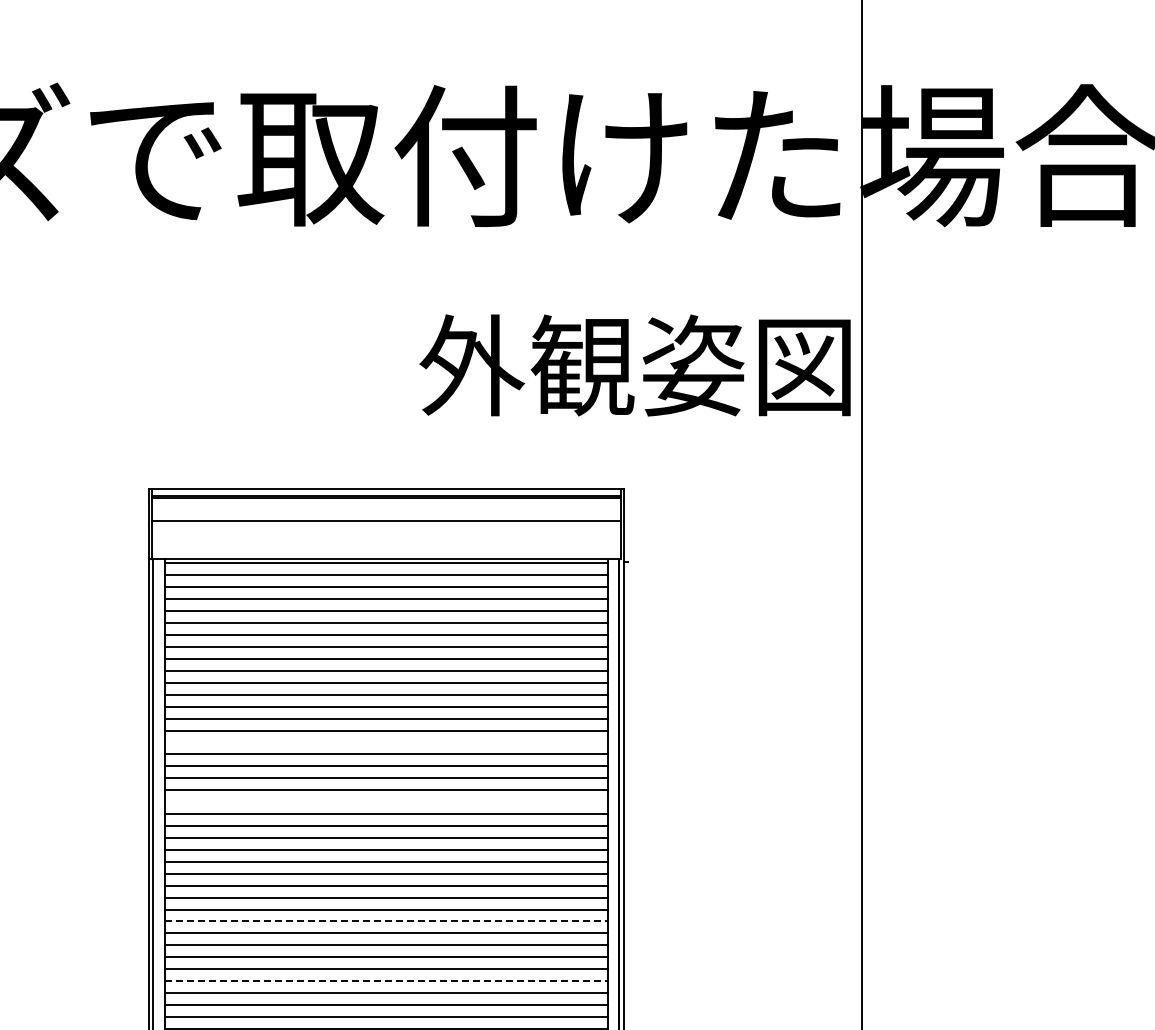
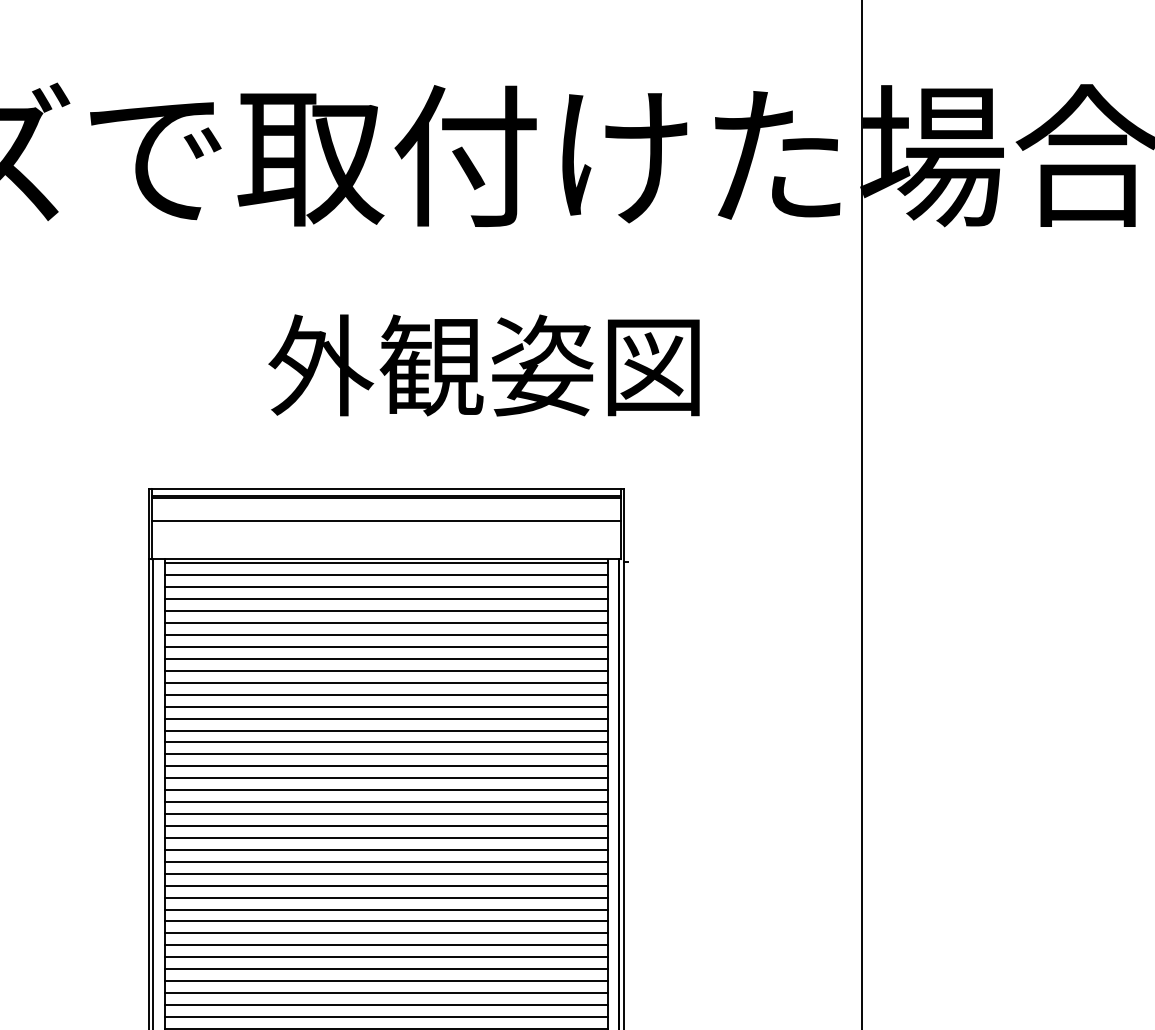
text position: (634, 365) -> (483, 365) (483, 365)
line: none -> present (386, 742)
line: none -> present (386, 802)
line: dashed -> solid (386, 921)
line: dashed -> solid (386, 981)
